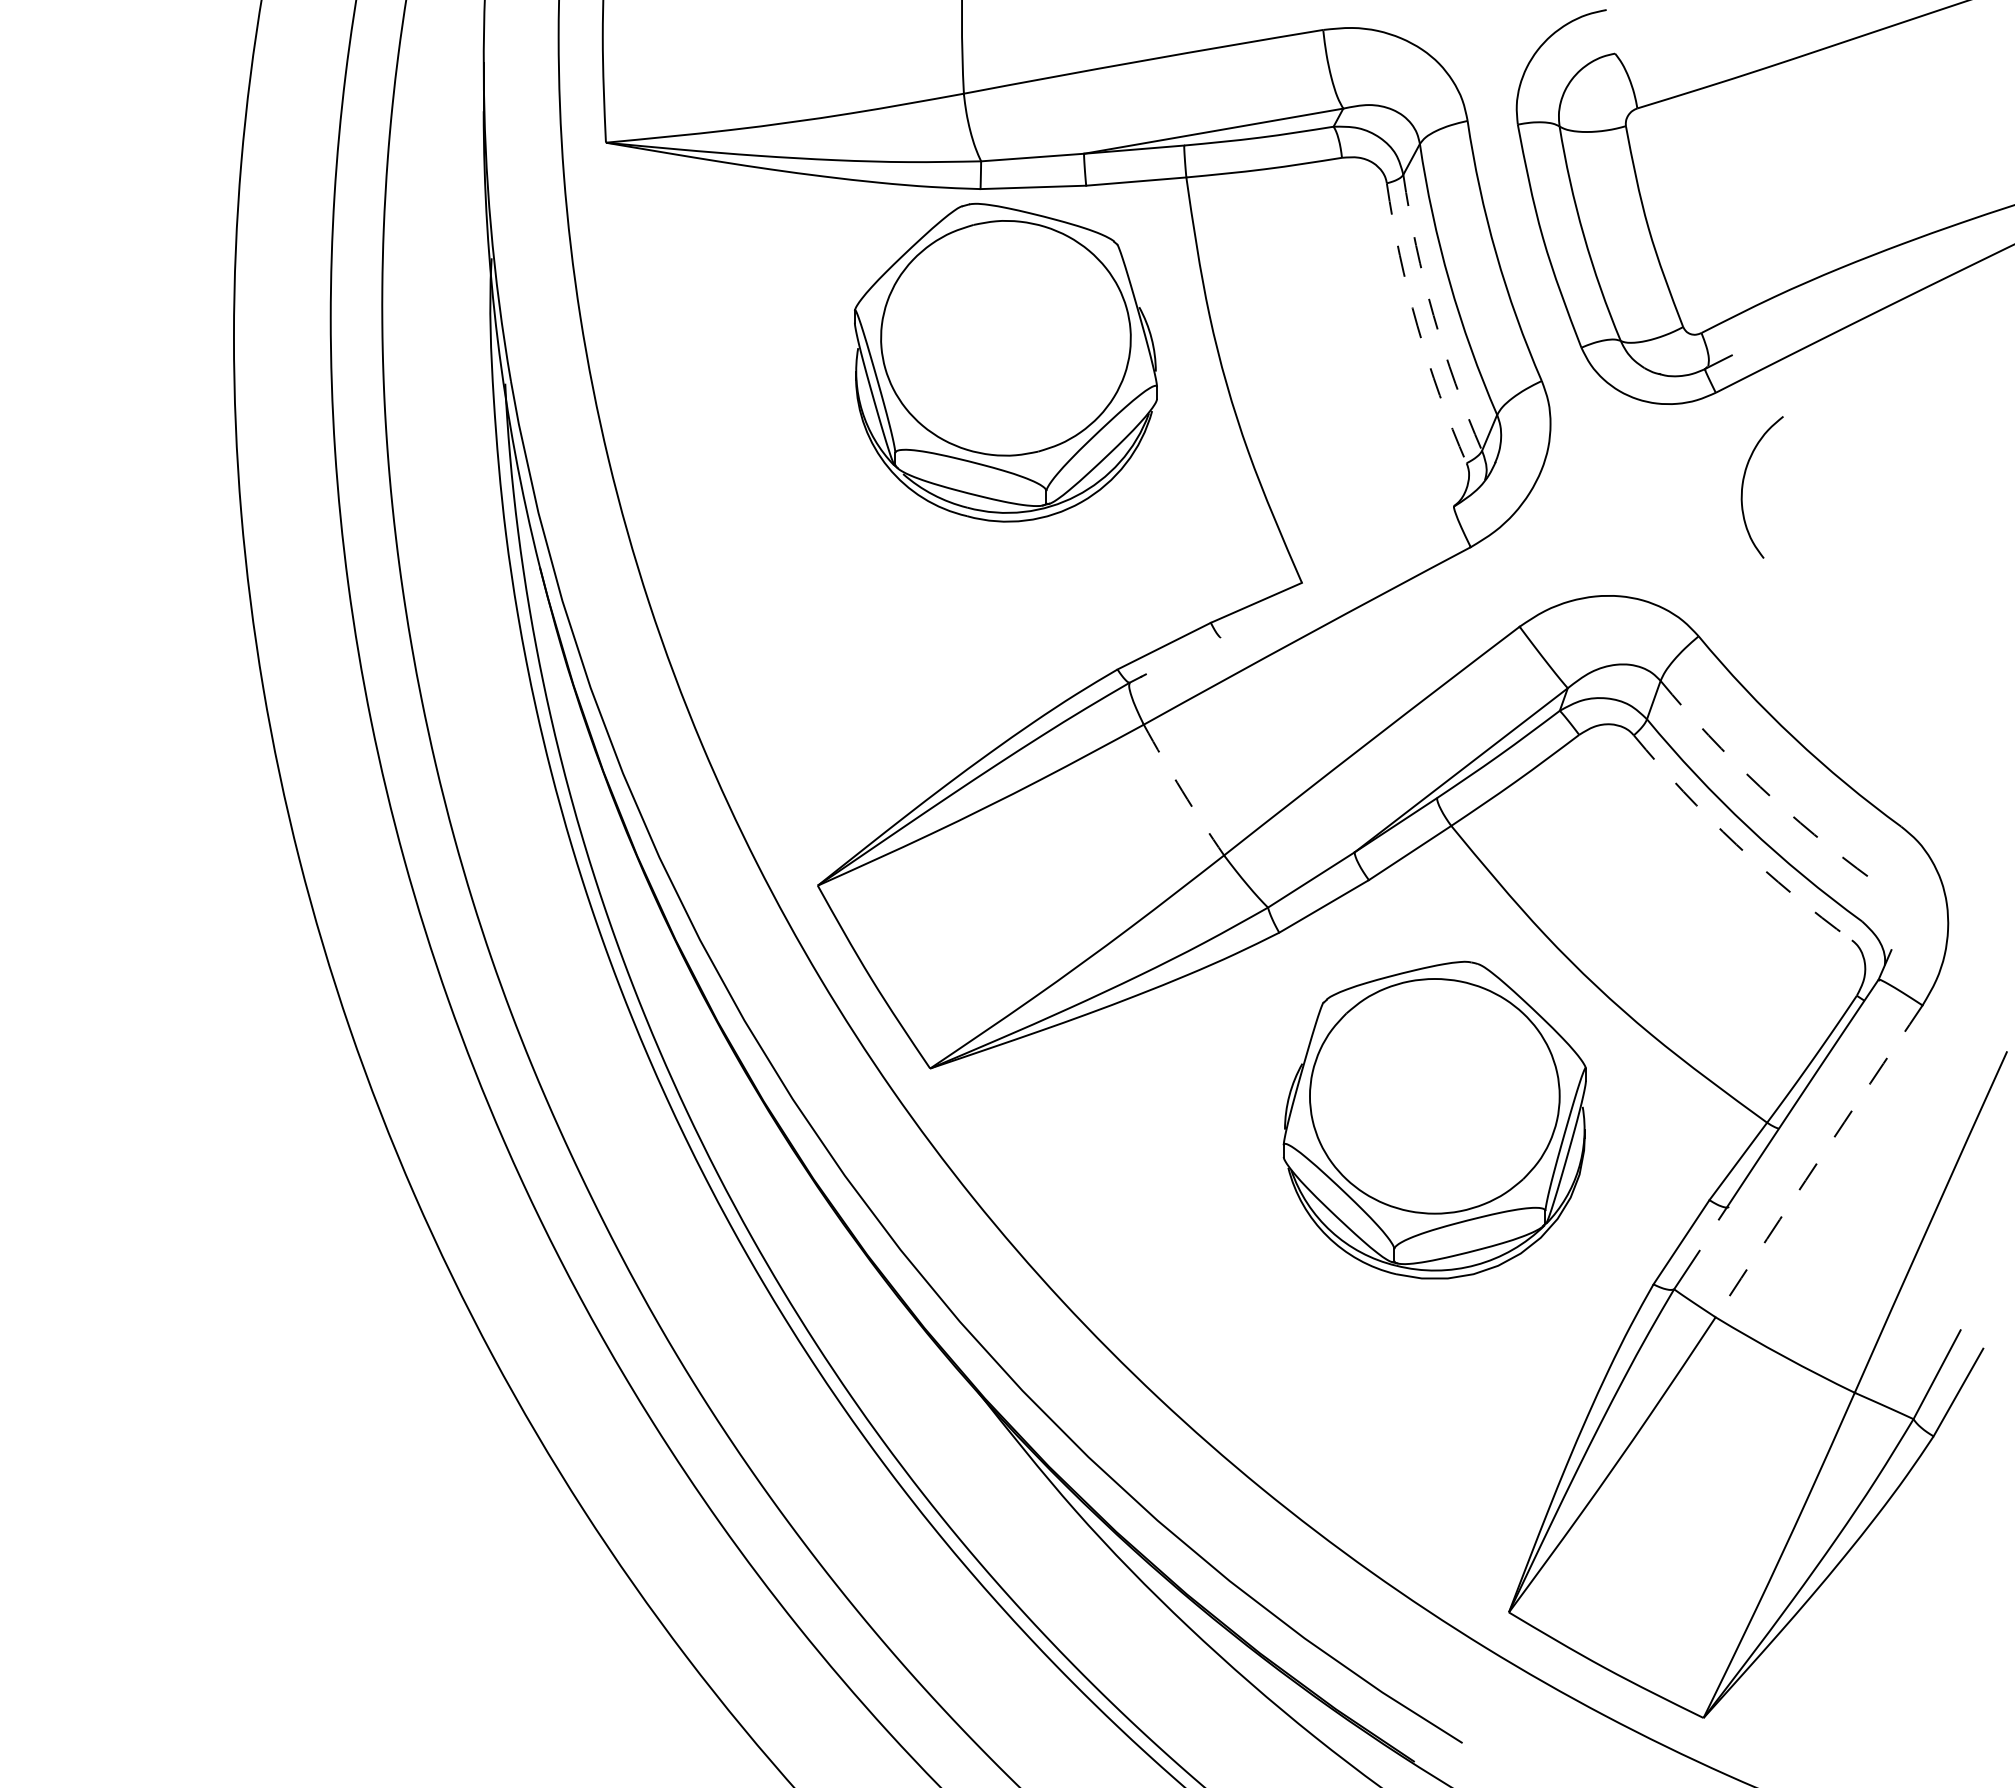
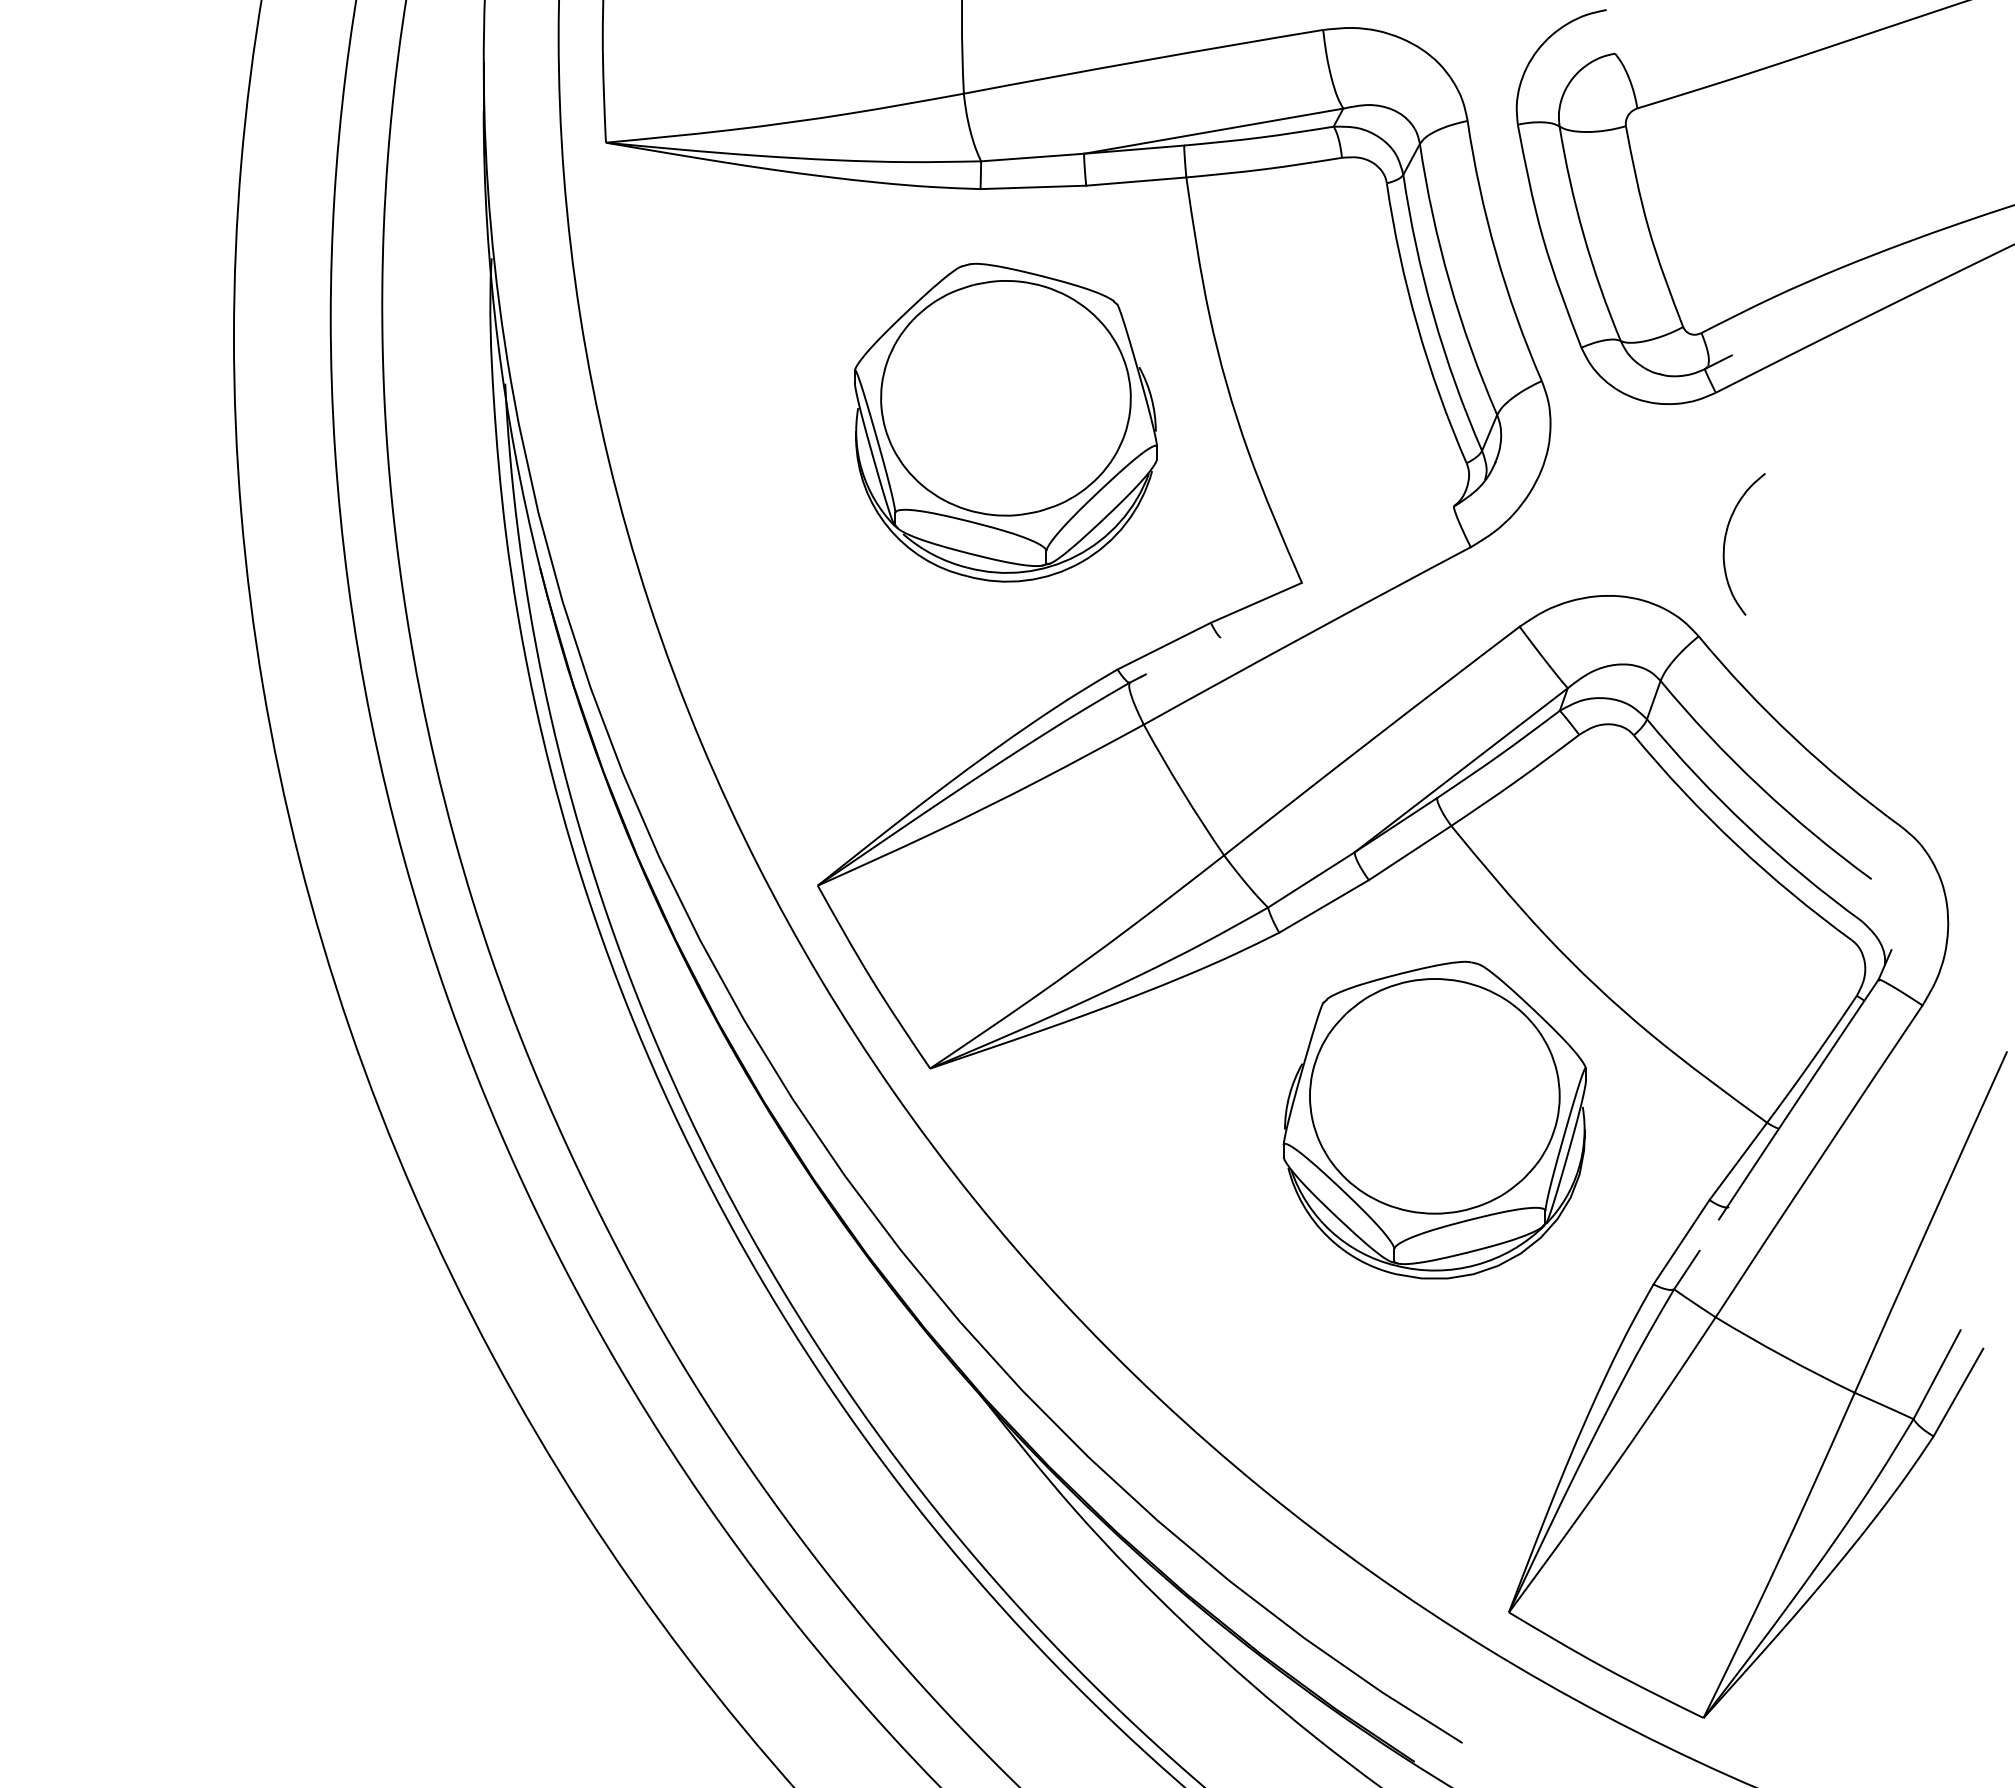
arc: dashed -> solid (1433, 315)
arc: dashed -> solid (1417, 325)
part position: (1005, 362) -> (1005, 422) (1005, 422)
curve position: (1743, 487) -> (1725, 544) (1725, 544)
arc: dashed -> solid (1759, 786)
arc: dashed -> solid (1182, 791)
arc: dashed -> solid (1736, 844)
arc: dashed -> solid (1818, 1161)
